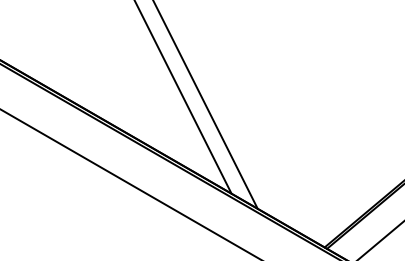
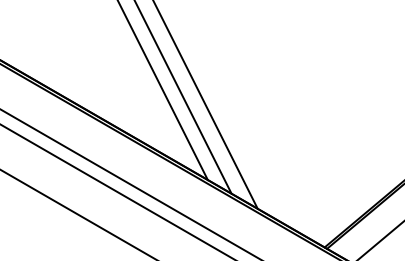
line: none -> present (162, 91)
line: none -> present (116, 191)
line: none -> present (77, 213)
